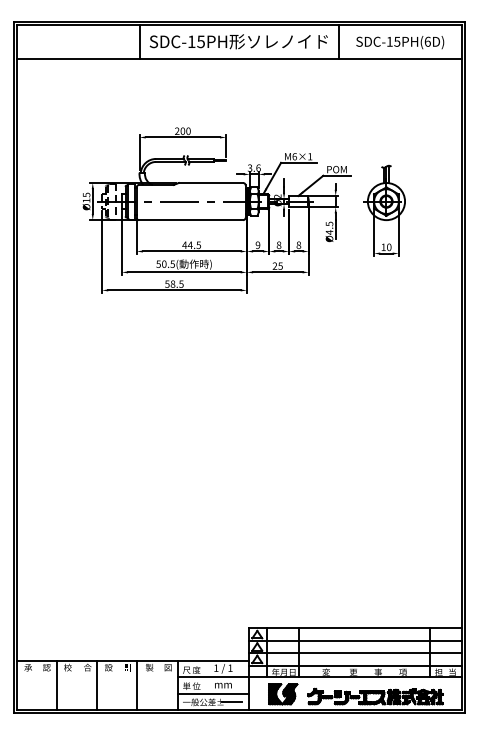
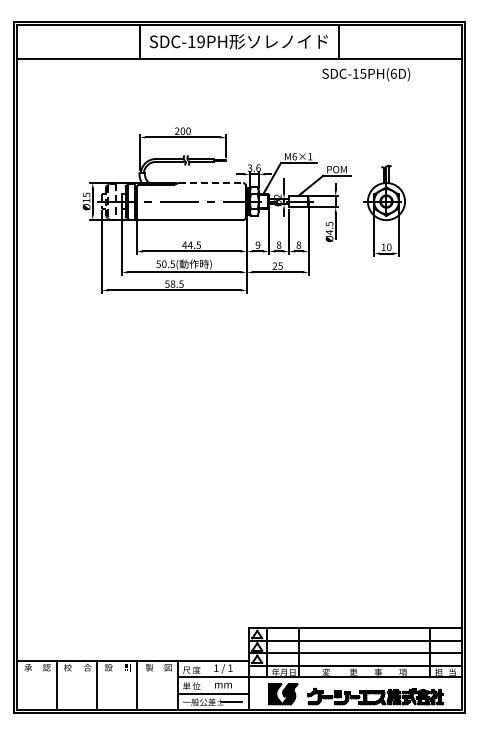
text: SDC-15PH -> SDC-19PH (200, 41)
text position: (400, 42) -> (366, 74) (366, 74)
line: solid -> dashed (211, 183)
